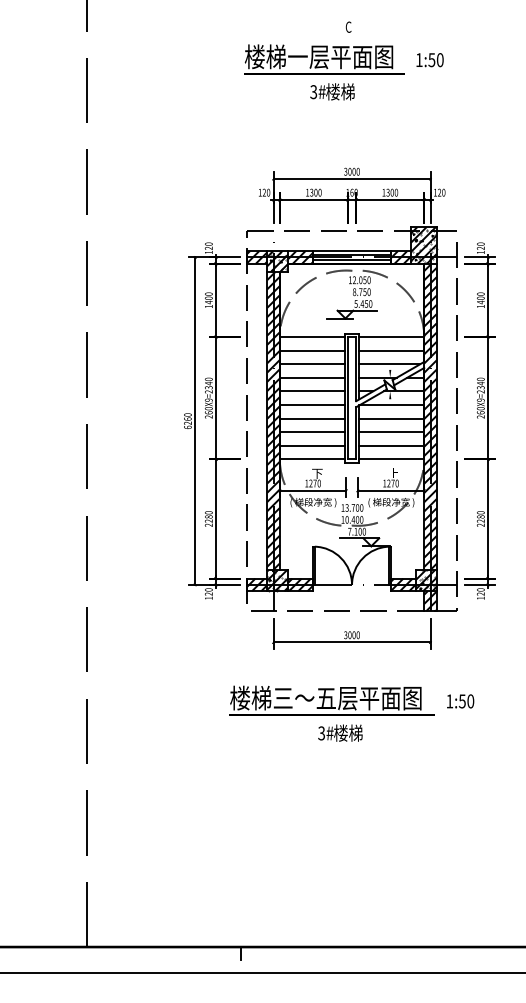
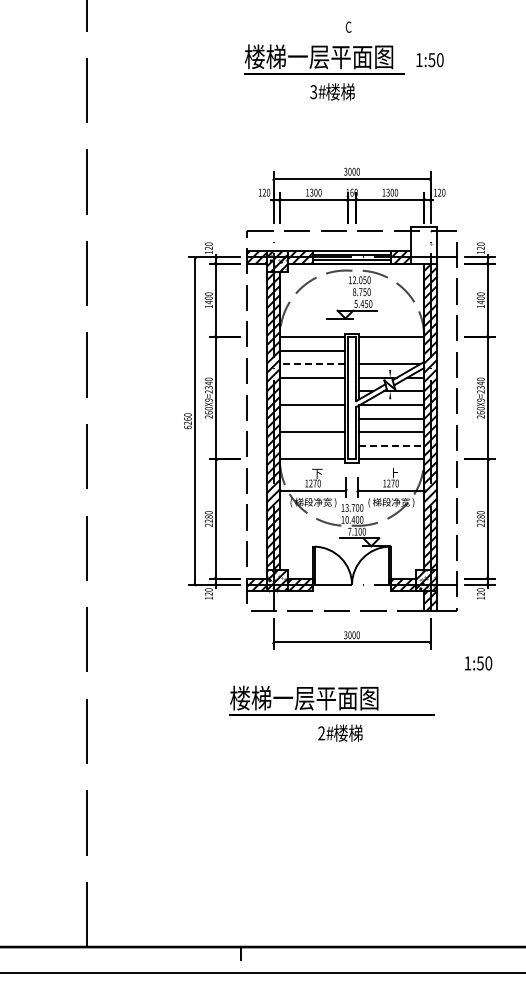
hatch: present -> none (423, 245)
line: present -> none (391, 350)
line: solid -> dashed (311, 364)
line: present -> none (311, 391)
line: present -> none (311, 418)
line: present -> none (311, 445)
line: solid -> dashed (392, 445)
text: 楼梯三～五层平面图 -> 楼梯一层平面图 (347, 698)
text position: (460, 701) -> (478, 663) (478, 663)
text: 3# -> 2# (321, 733)
